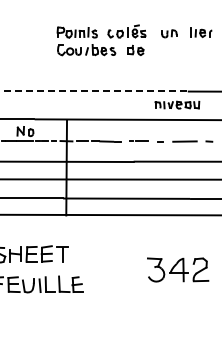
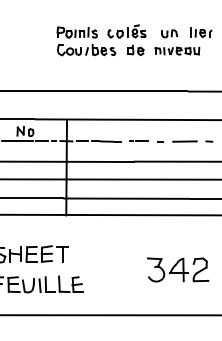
line: dashed -> solid (93, 91)
part position: (177, 104) -> (177, 50) (177, 50)
line: none -> present (110, 315)
